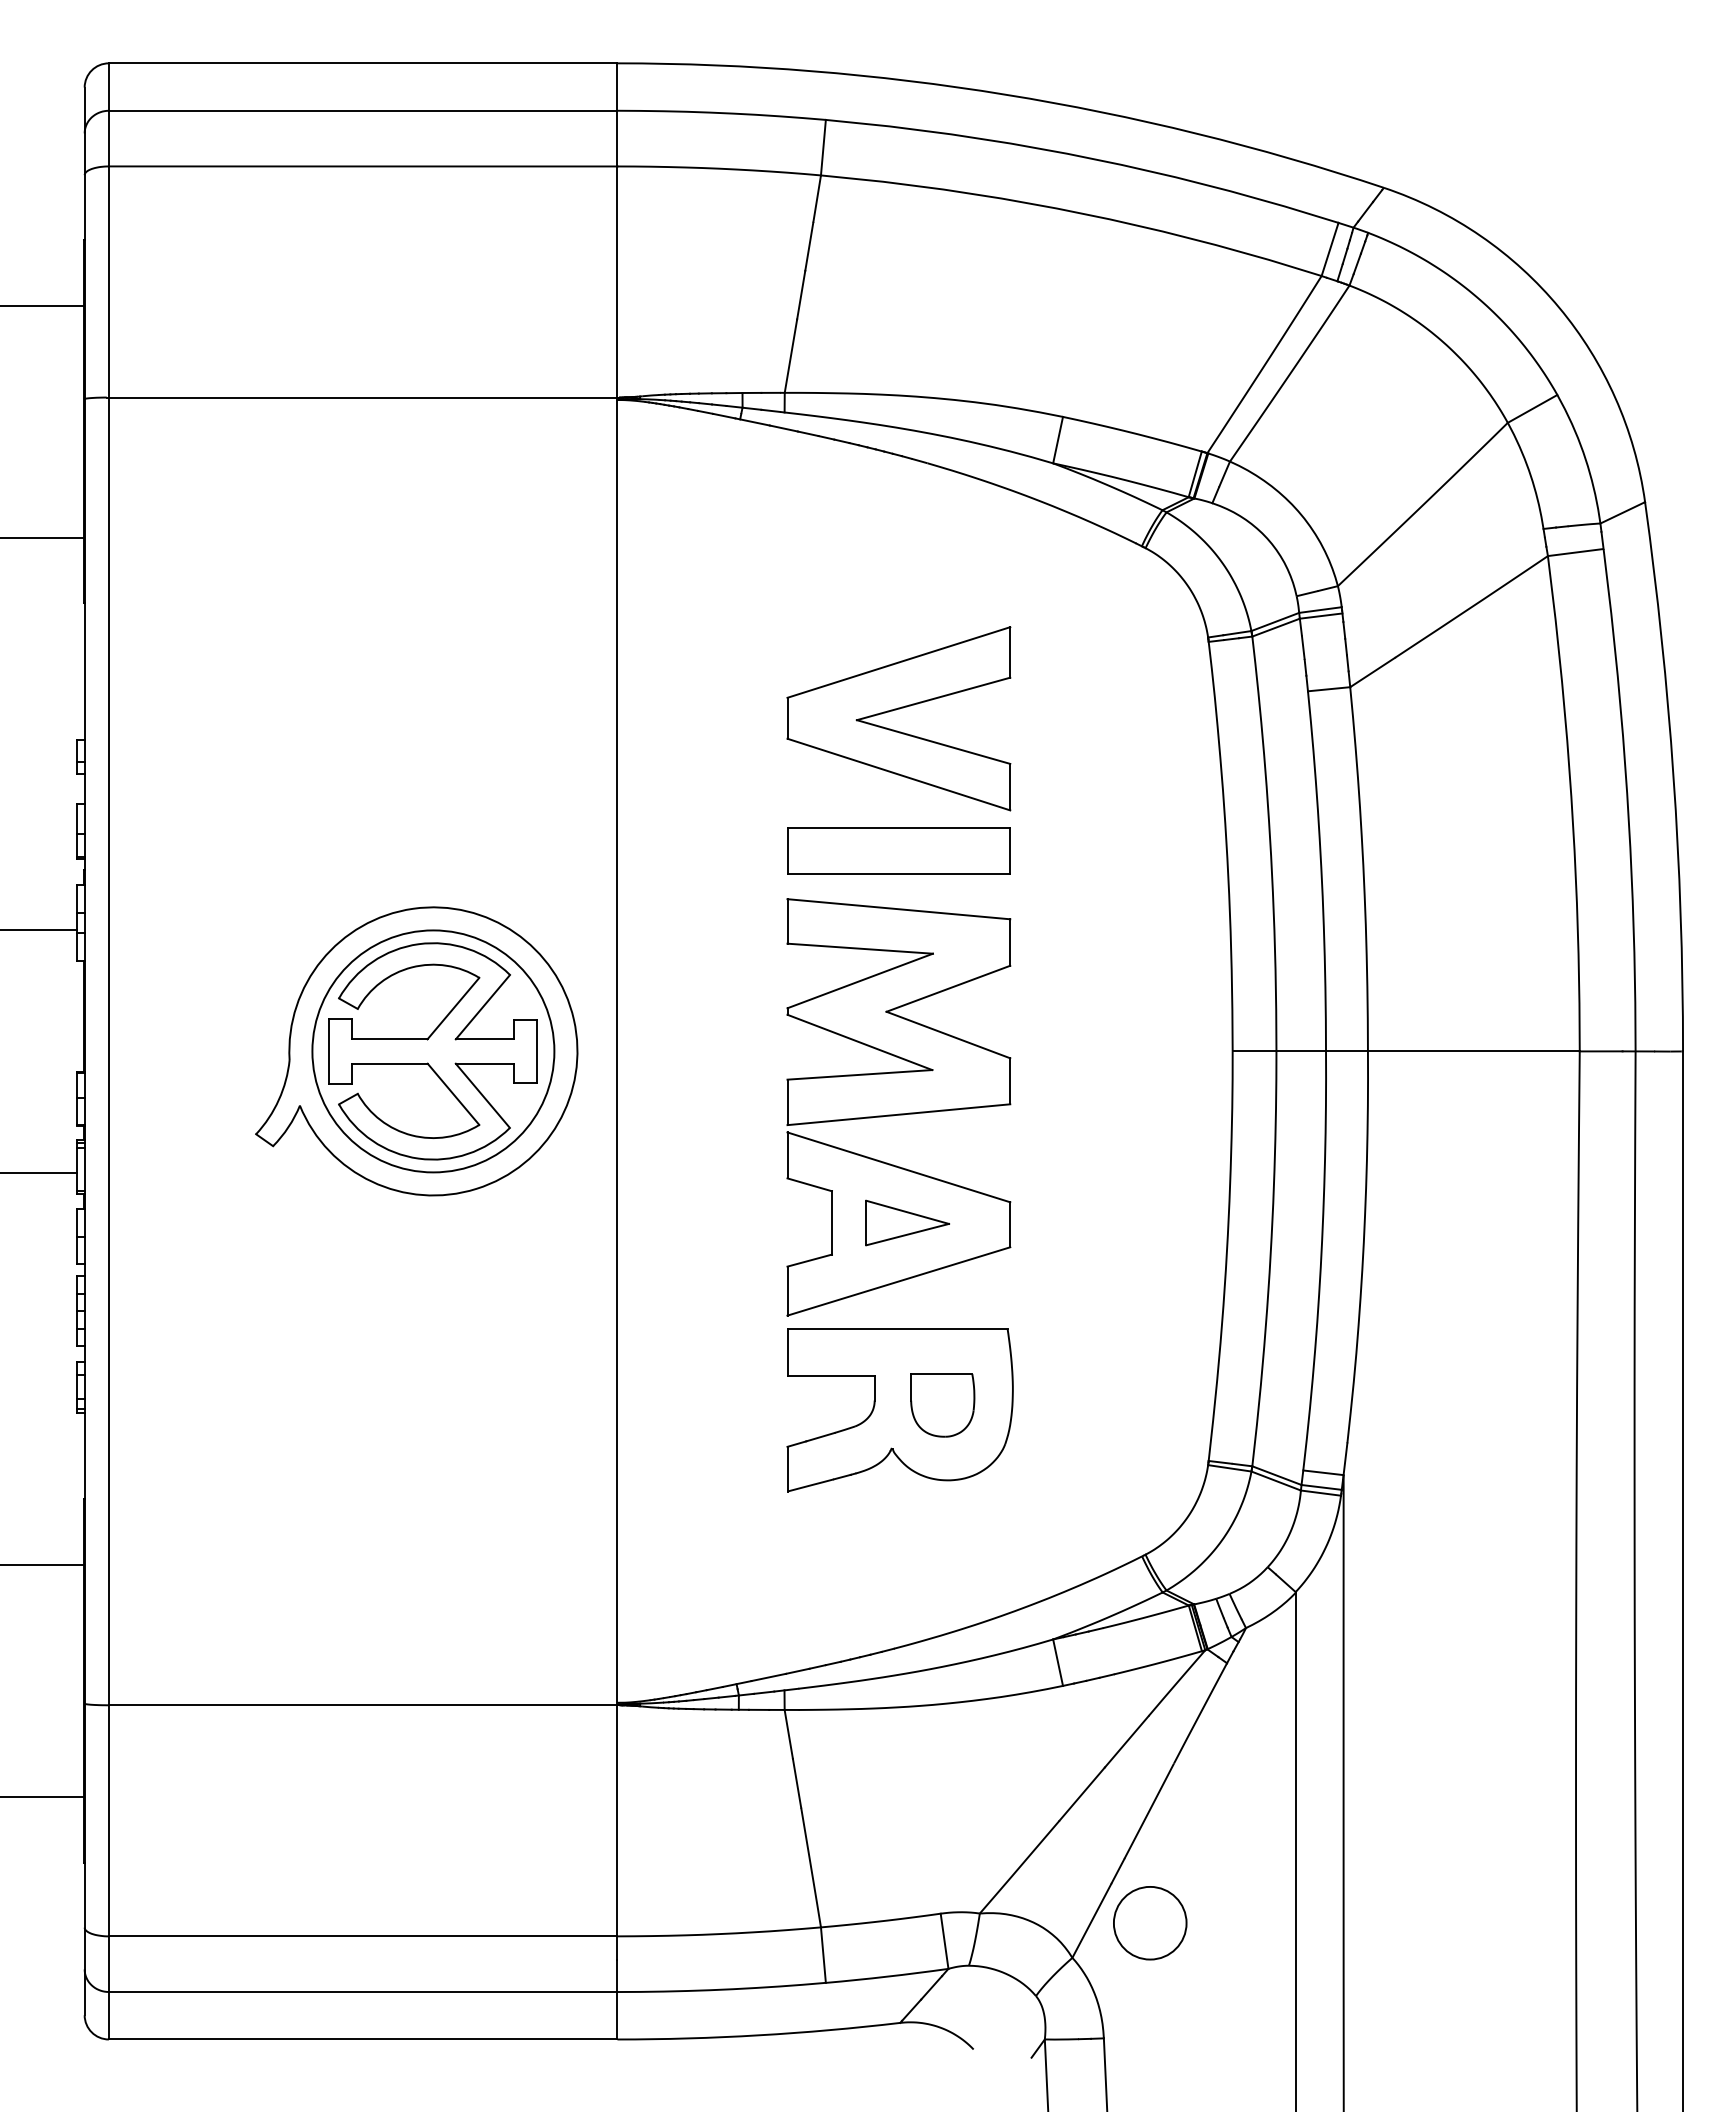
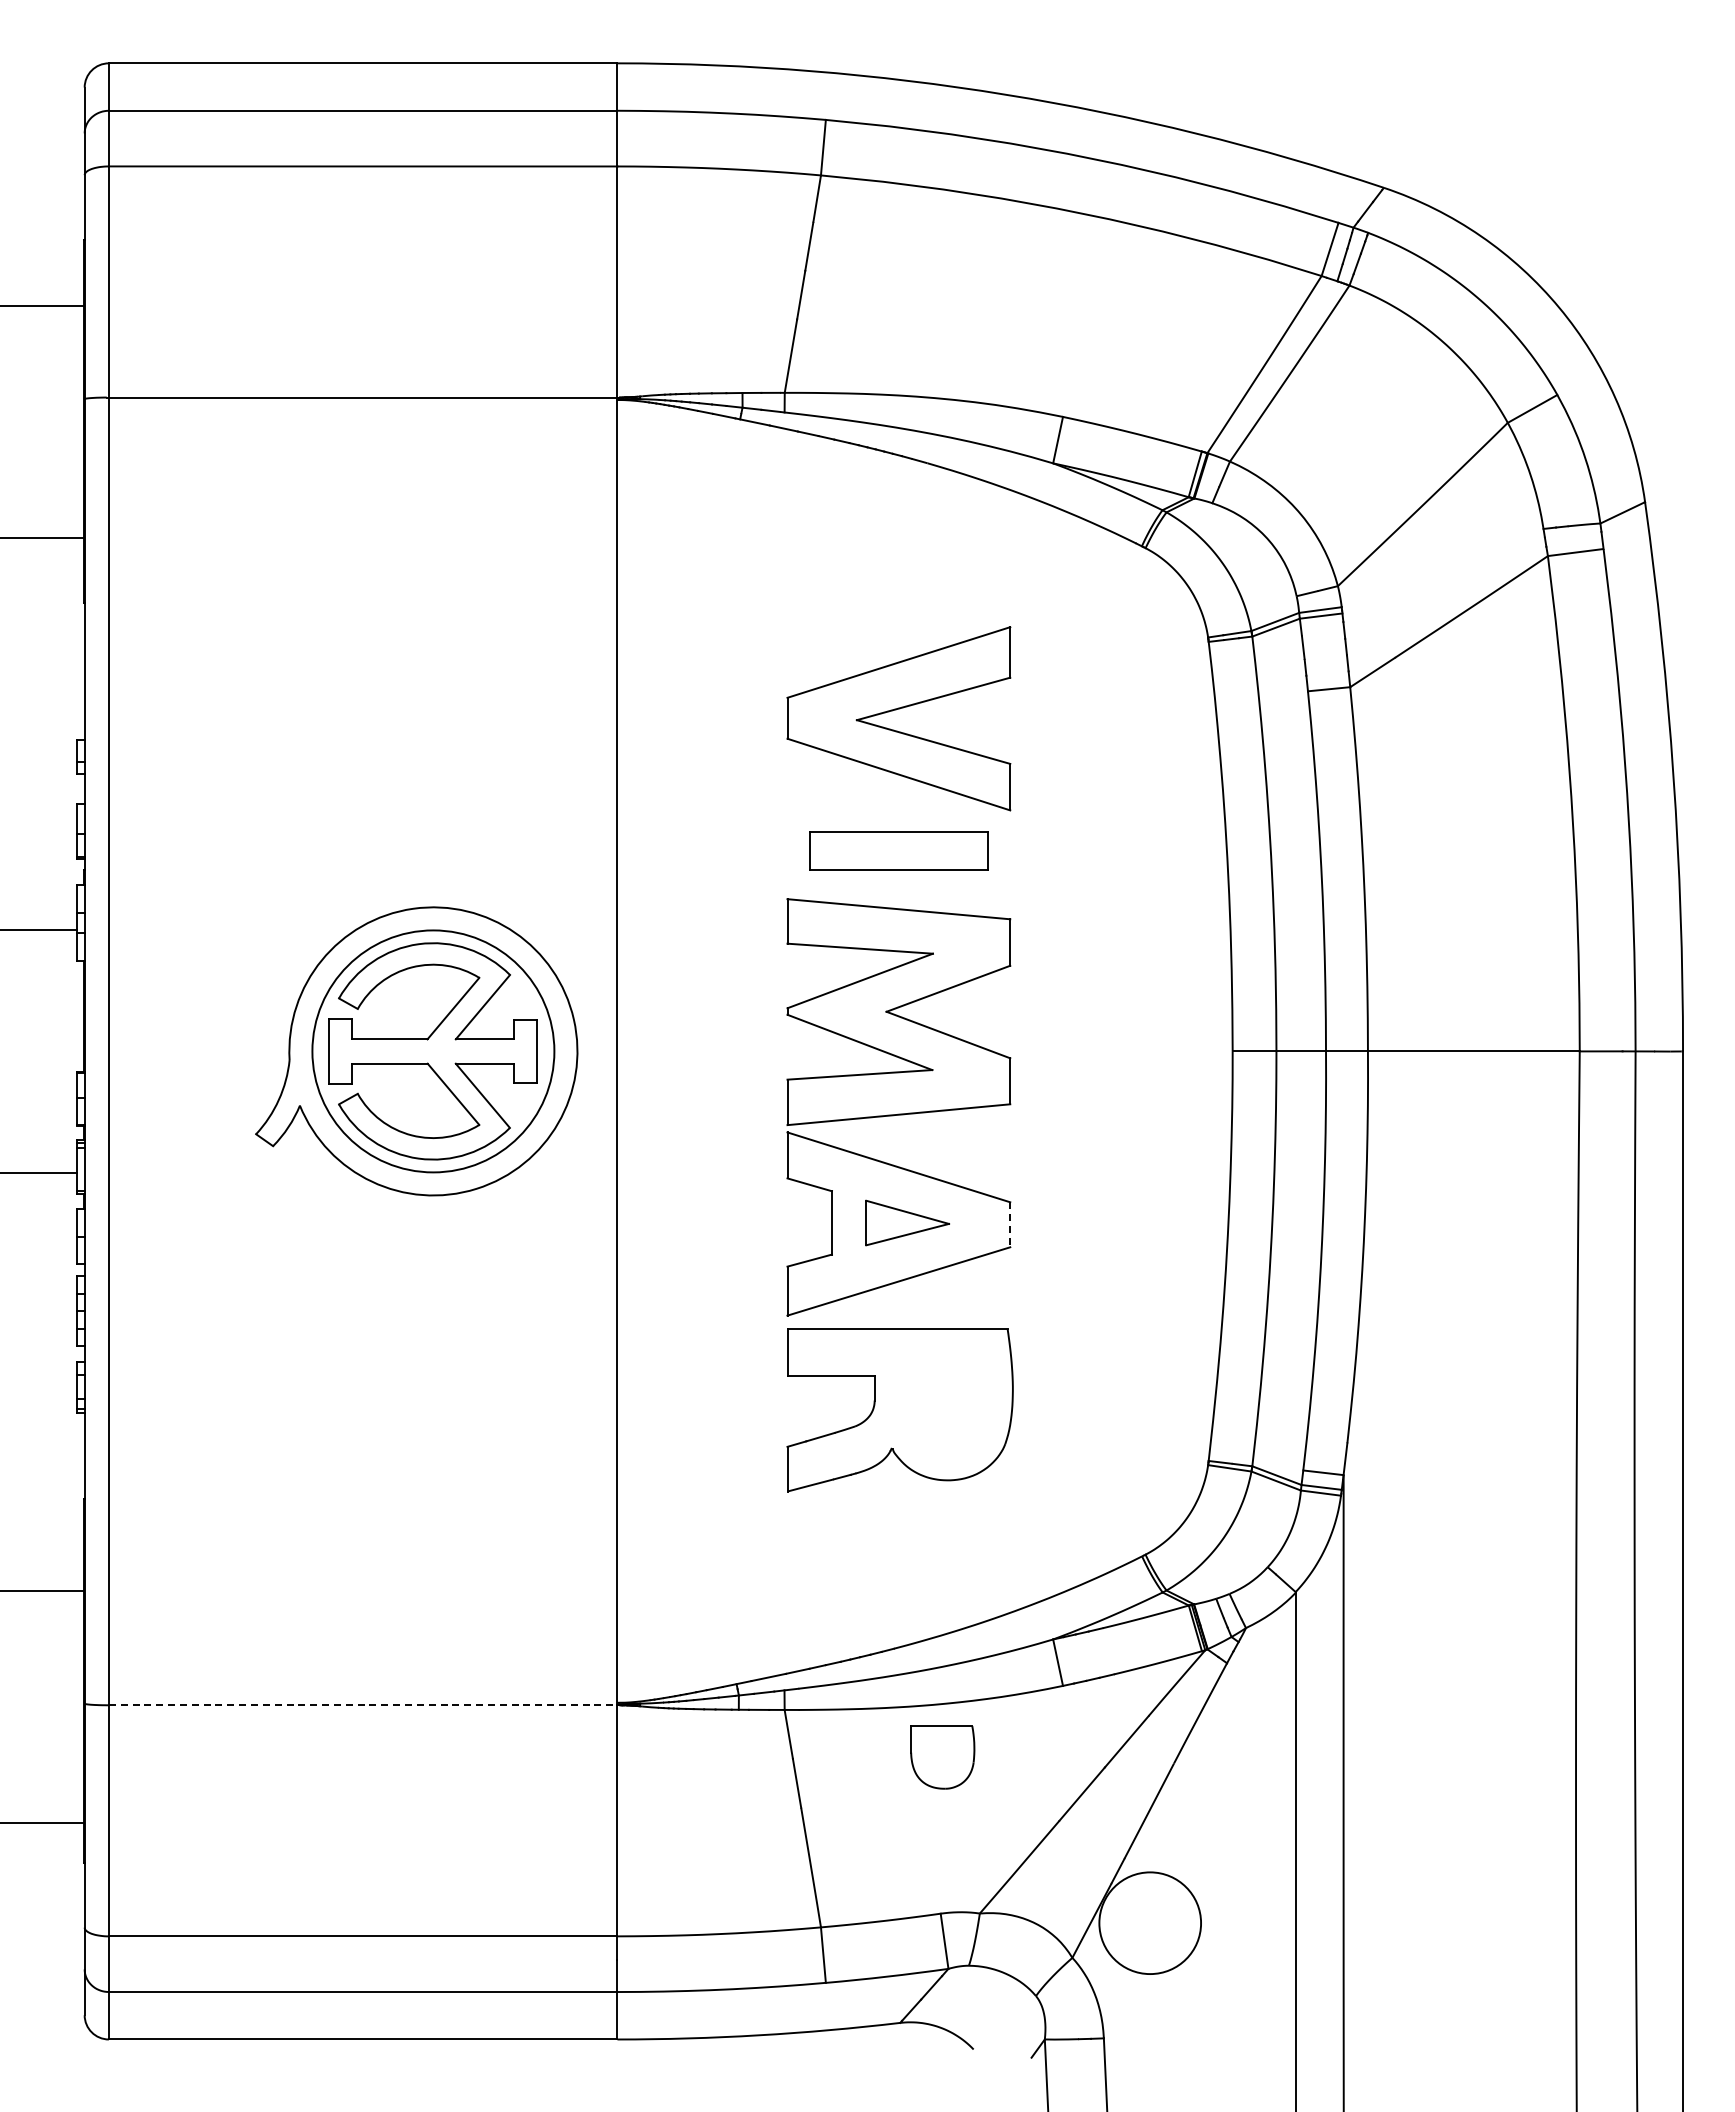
part size: 224x48 px -> 180x40 px (898, 850)
line: solid -> dashed (1010, 1225)
part position: (942, 1405) -> (942, 1757) (942, 1757)
line position: (43, 1564) -> (43, 1590) (43, 1590)
line: solid -> dashed (363, 1705)
line position: (43, 1797) -> (43, 1823) (43, 1823)
circle diameter: 73 px -> 102 px (1150, 1923)
